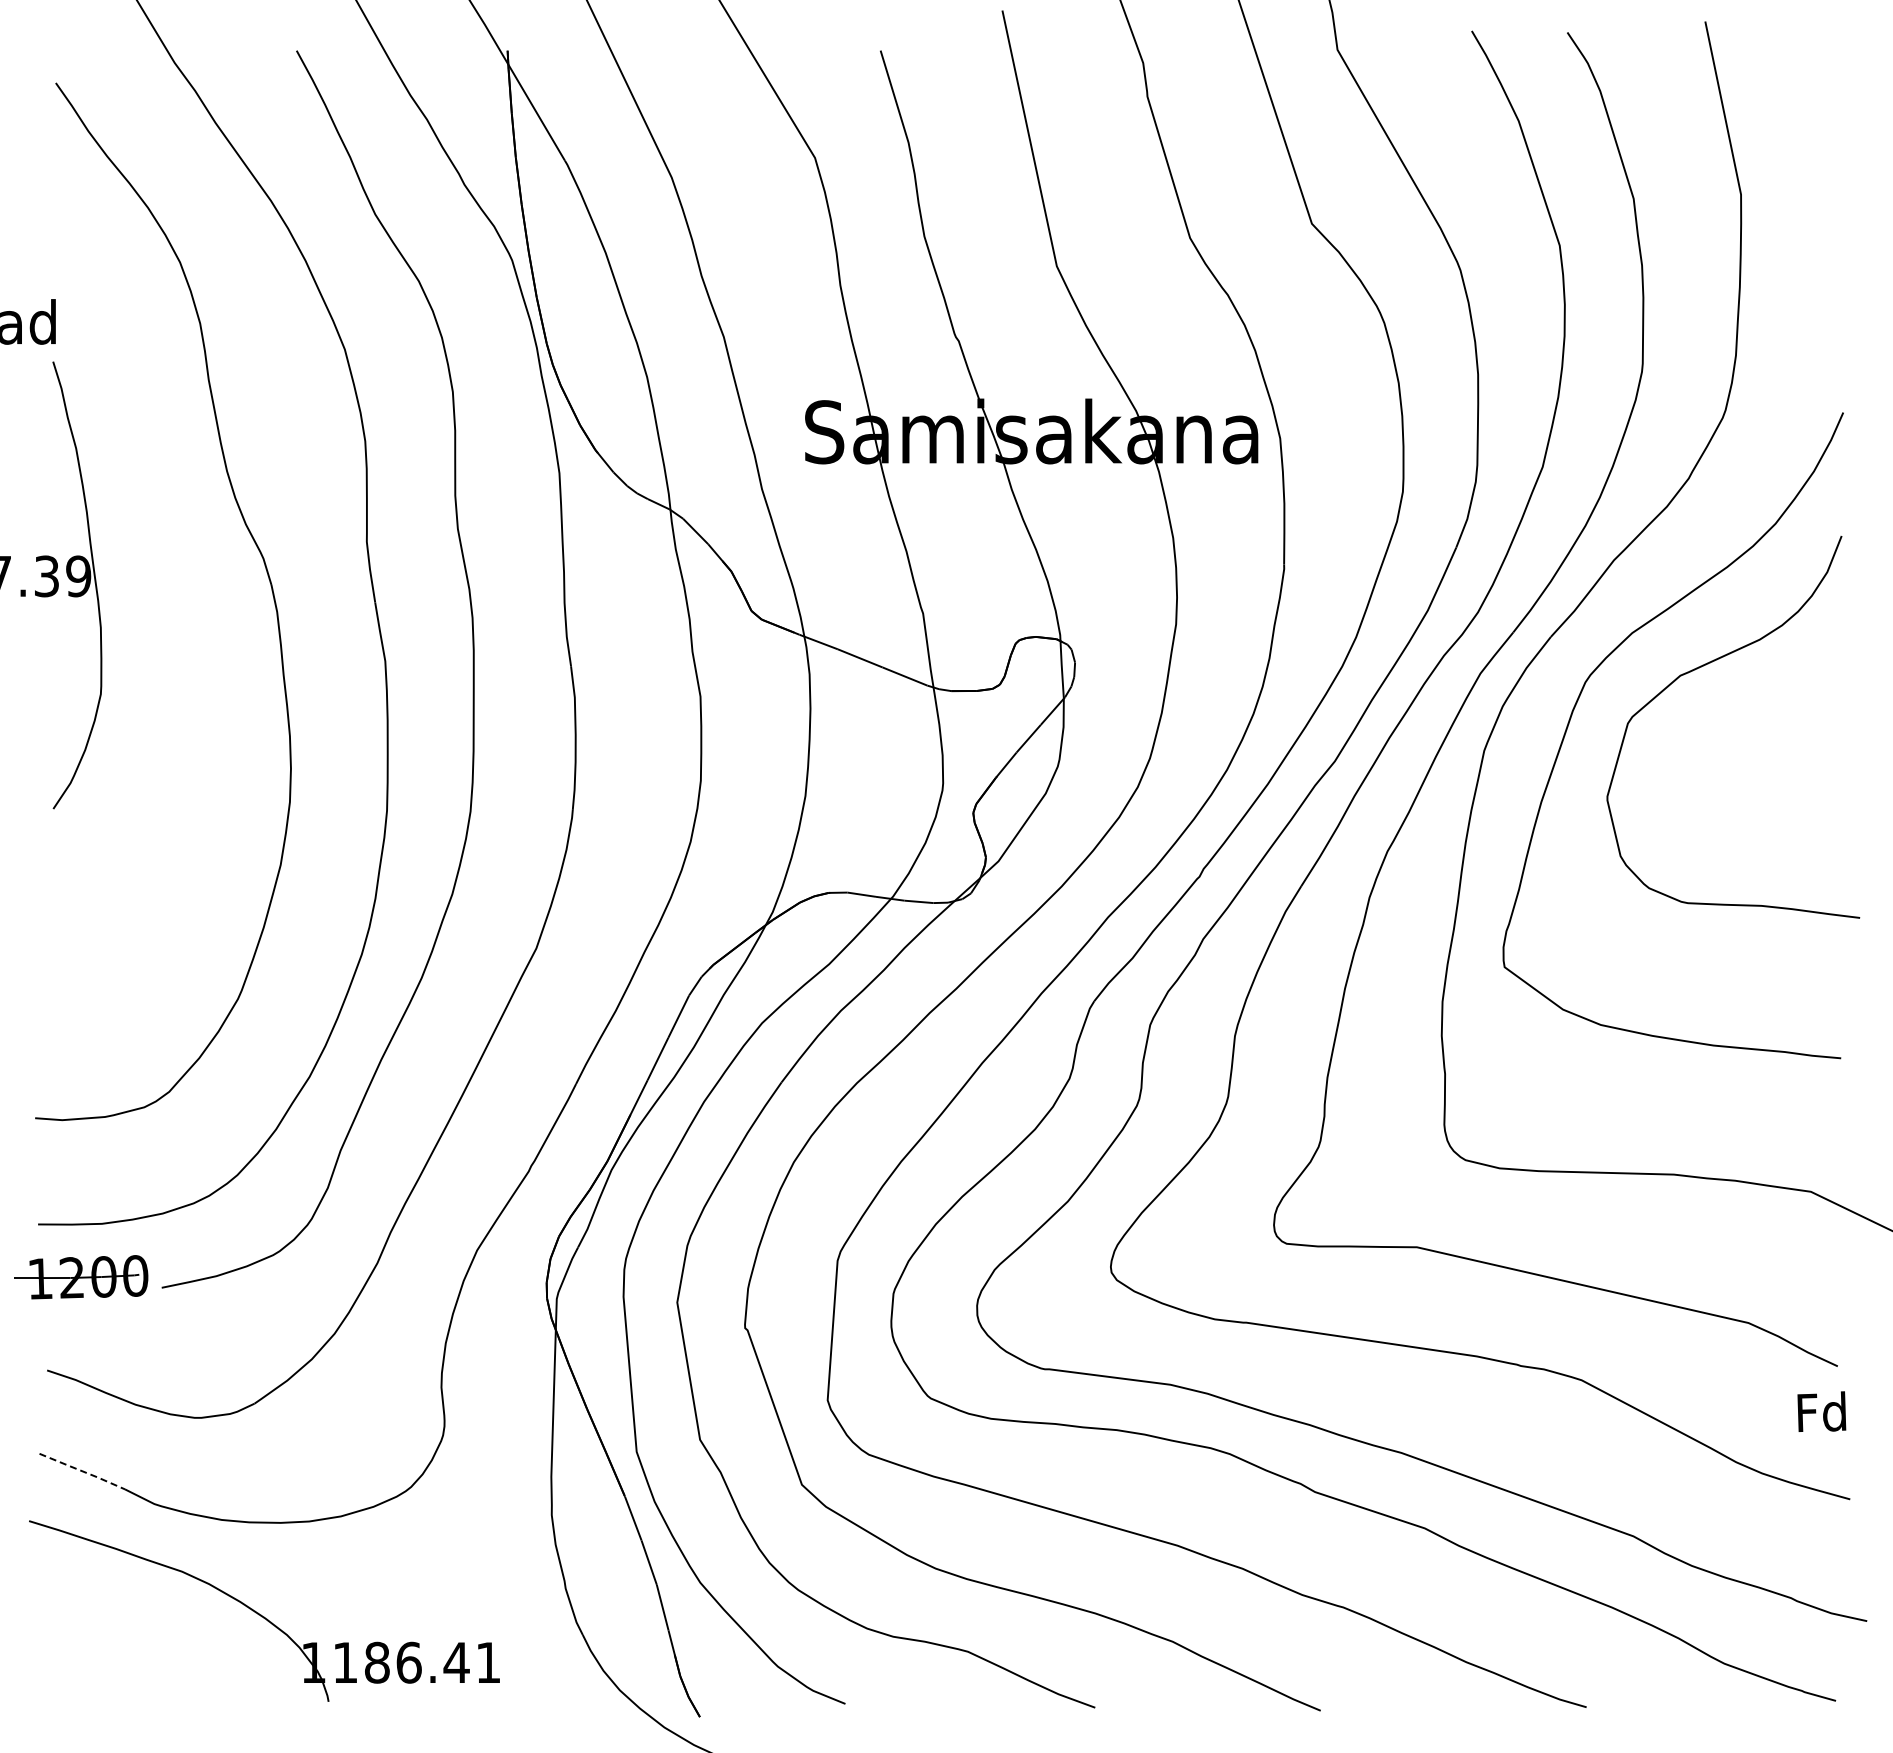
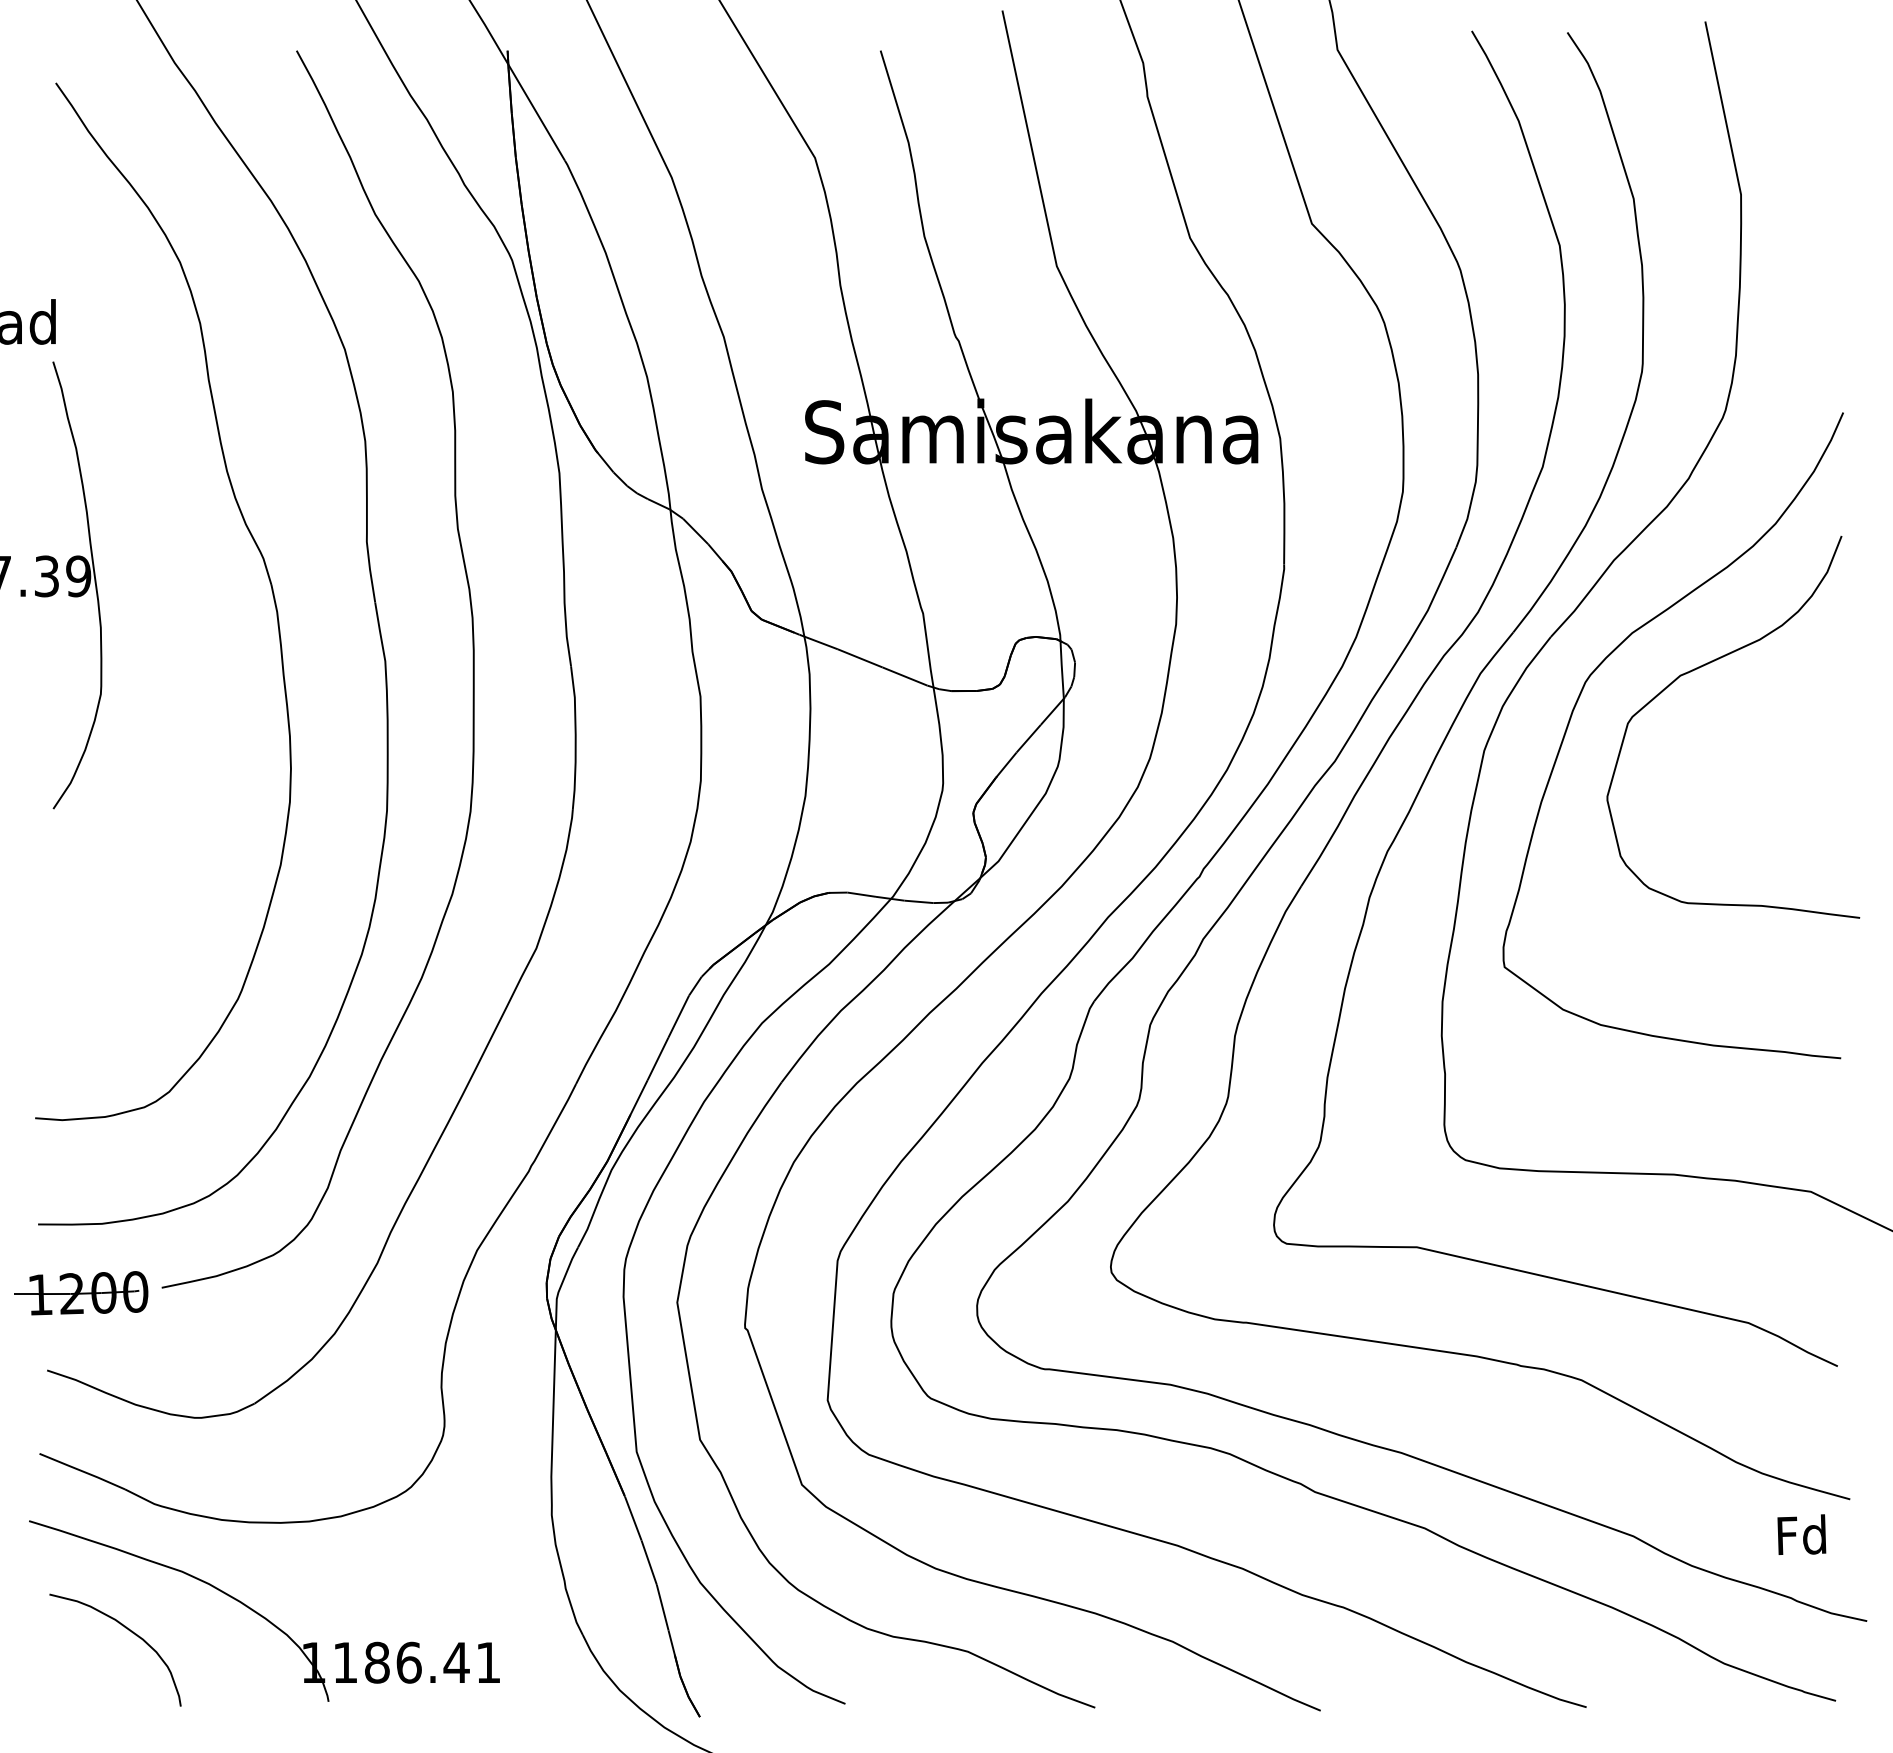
part position: (81, 1277) -> (81, 1293) (81, 1293)
text position: (1821, 1411) -> (1801, 1534) (1801, 1534)
line: dashed -> solid (82, 1471)
curve: none -> present (129, 1631)
